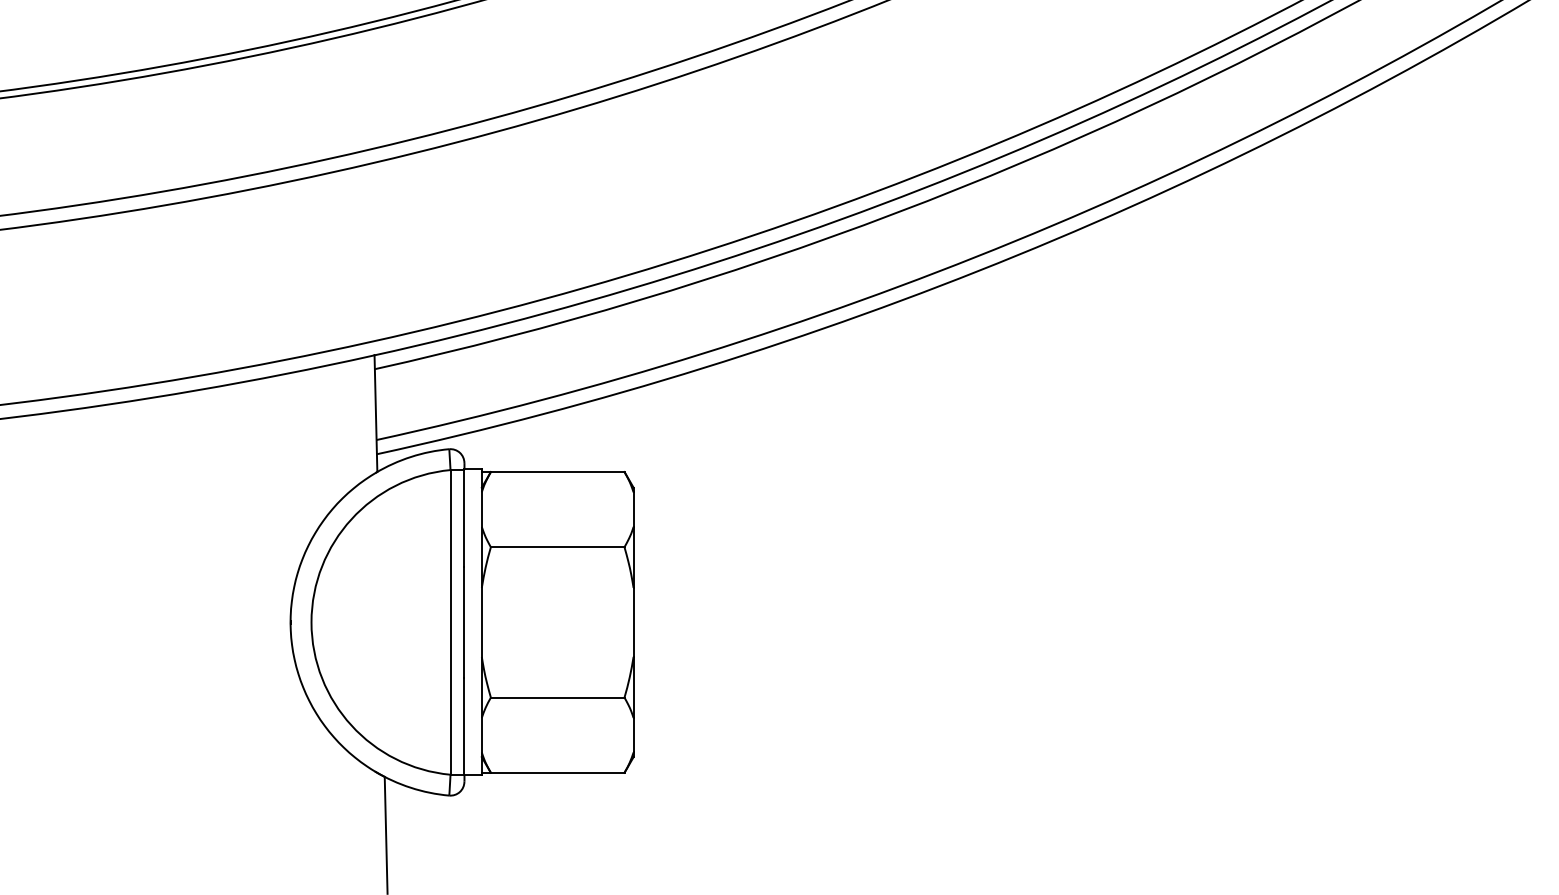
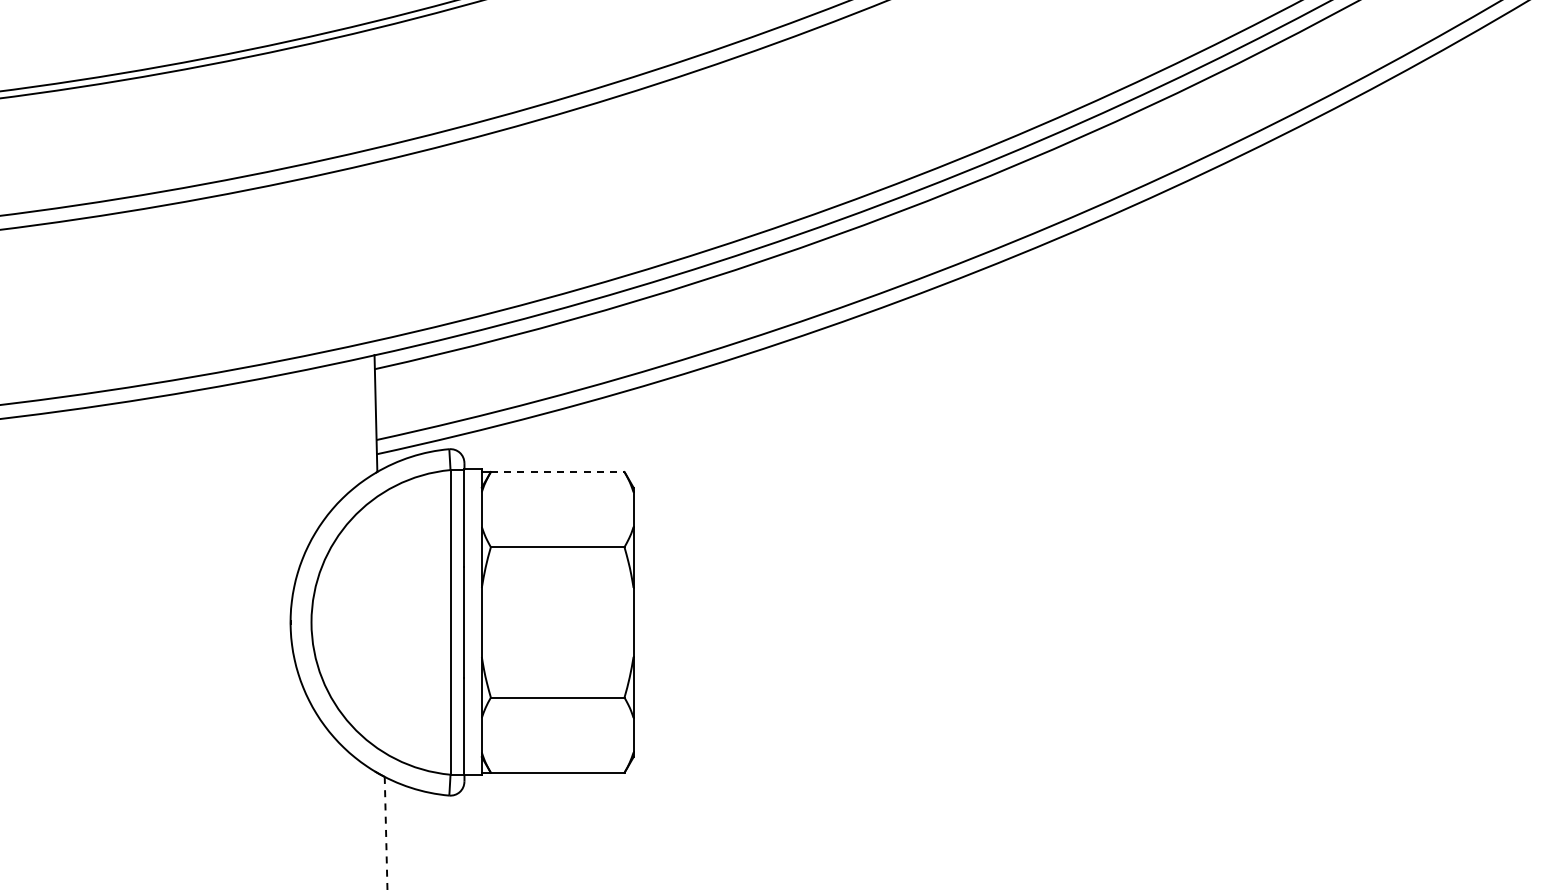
line: solid -> dashed (557, 472)
line: solid -> dashed (386, 835)
